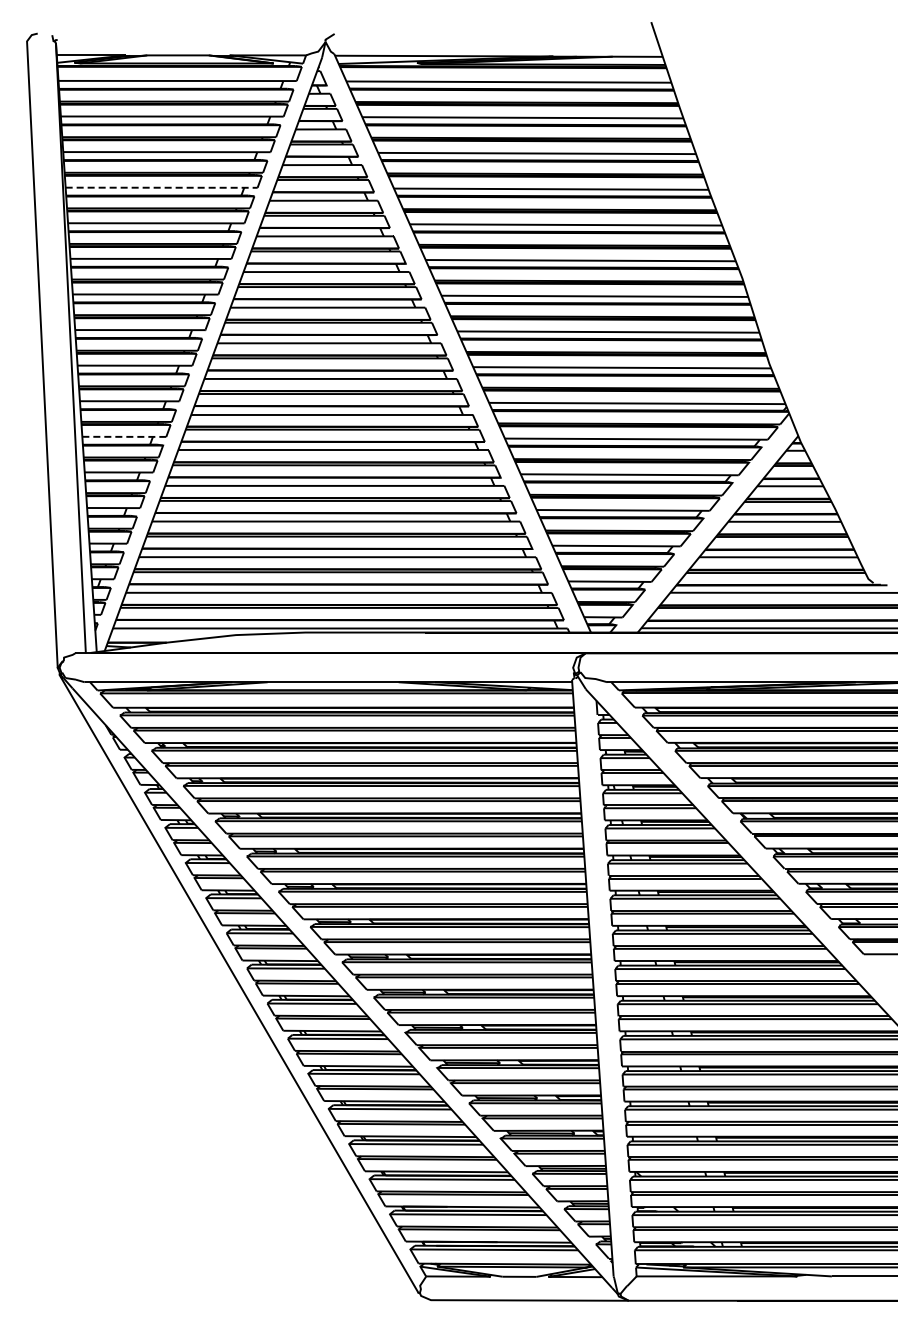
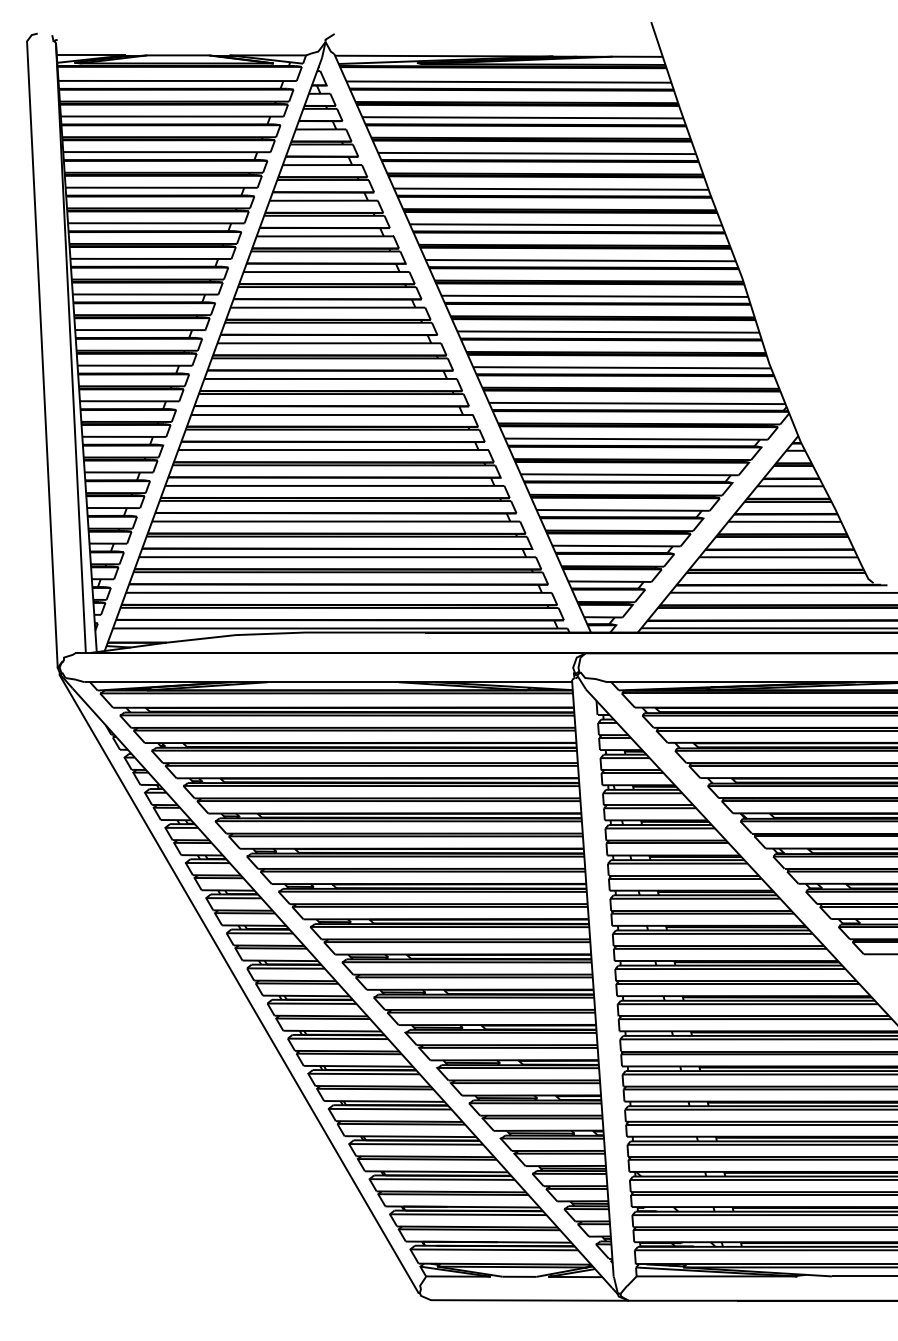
line: dashed -> solid (161, 187)
line: dashed -> solid (124, 436)
